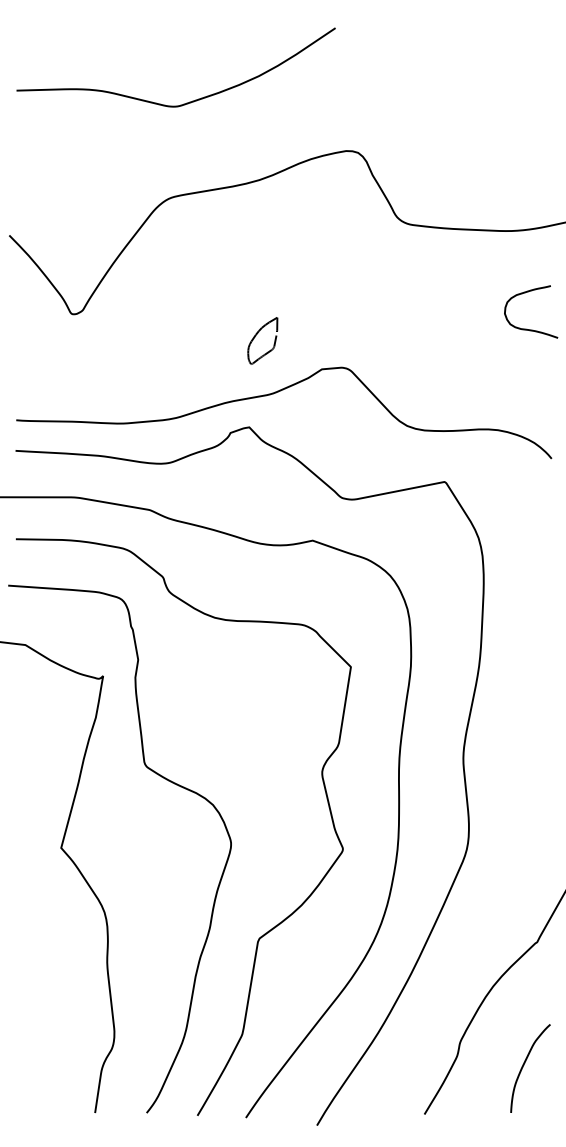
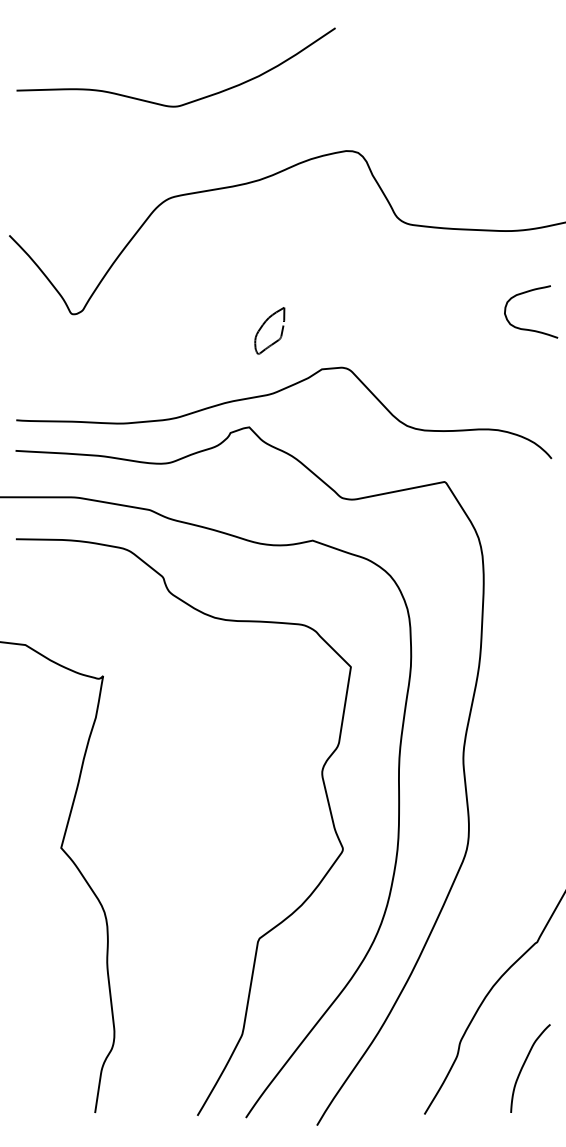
part position: (255, 337) -> (262, 327) (262, 327)
curve: present -> none (159, 776)
